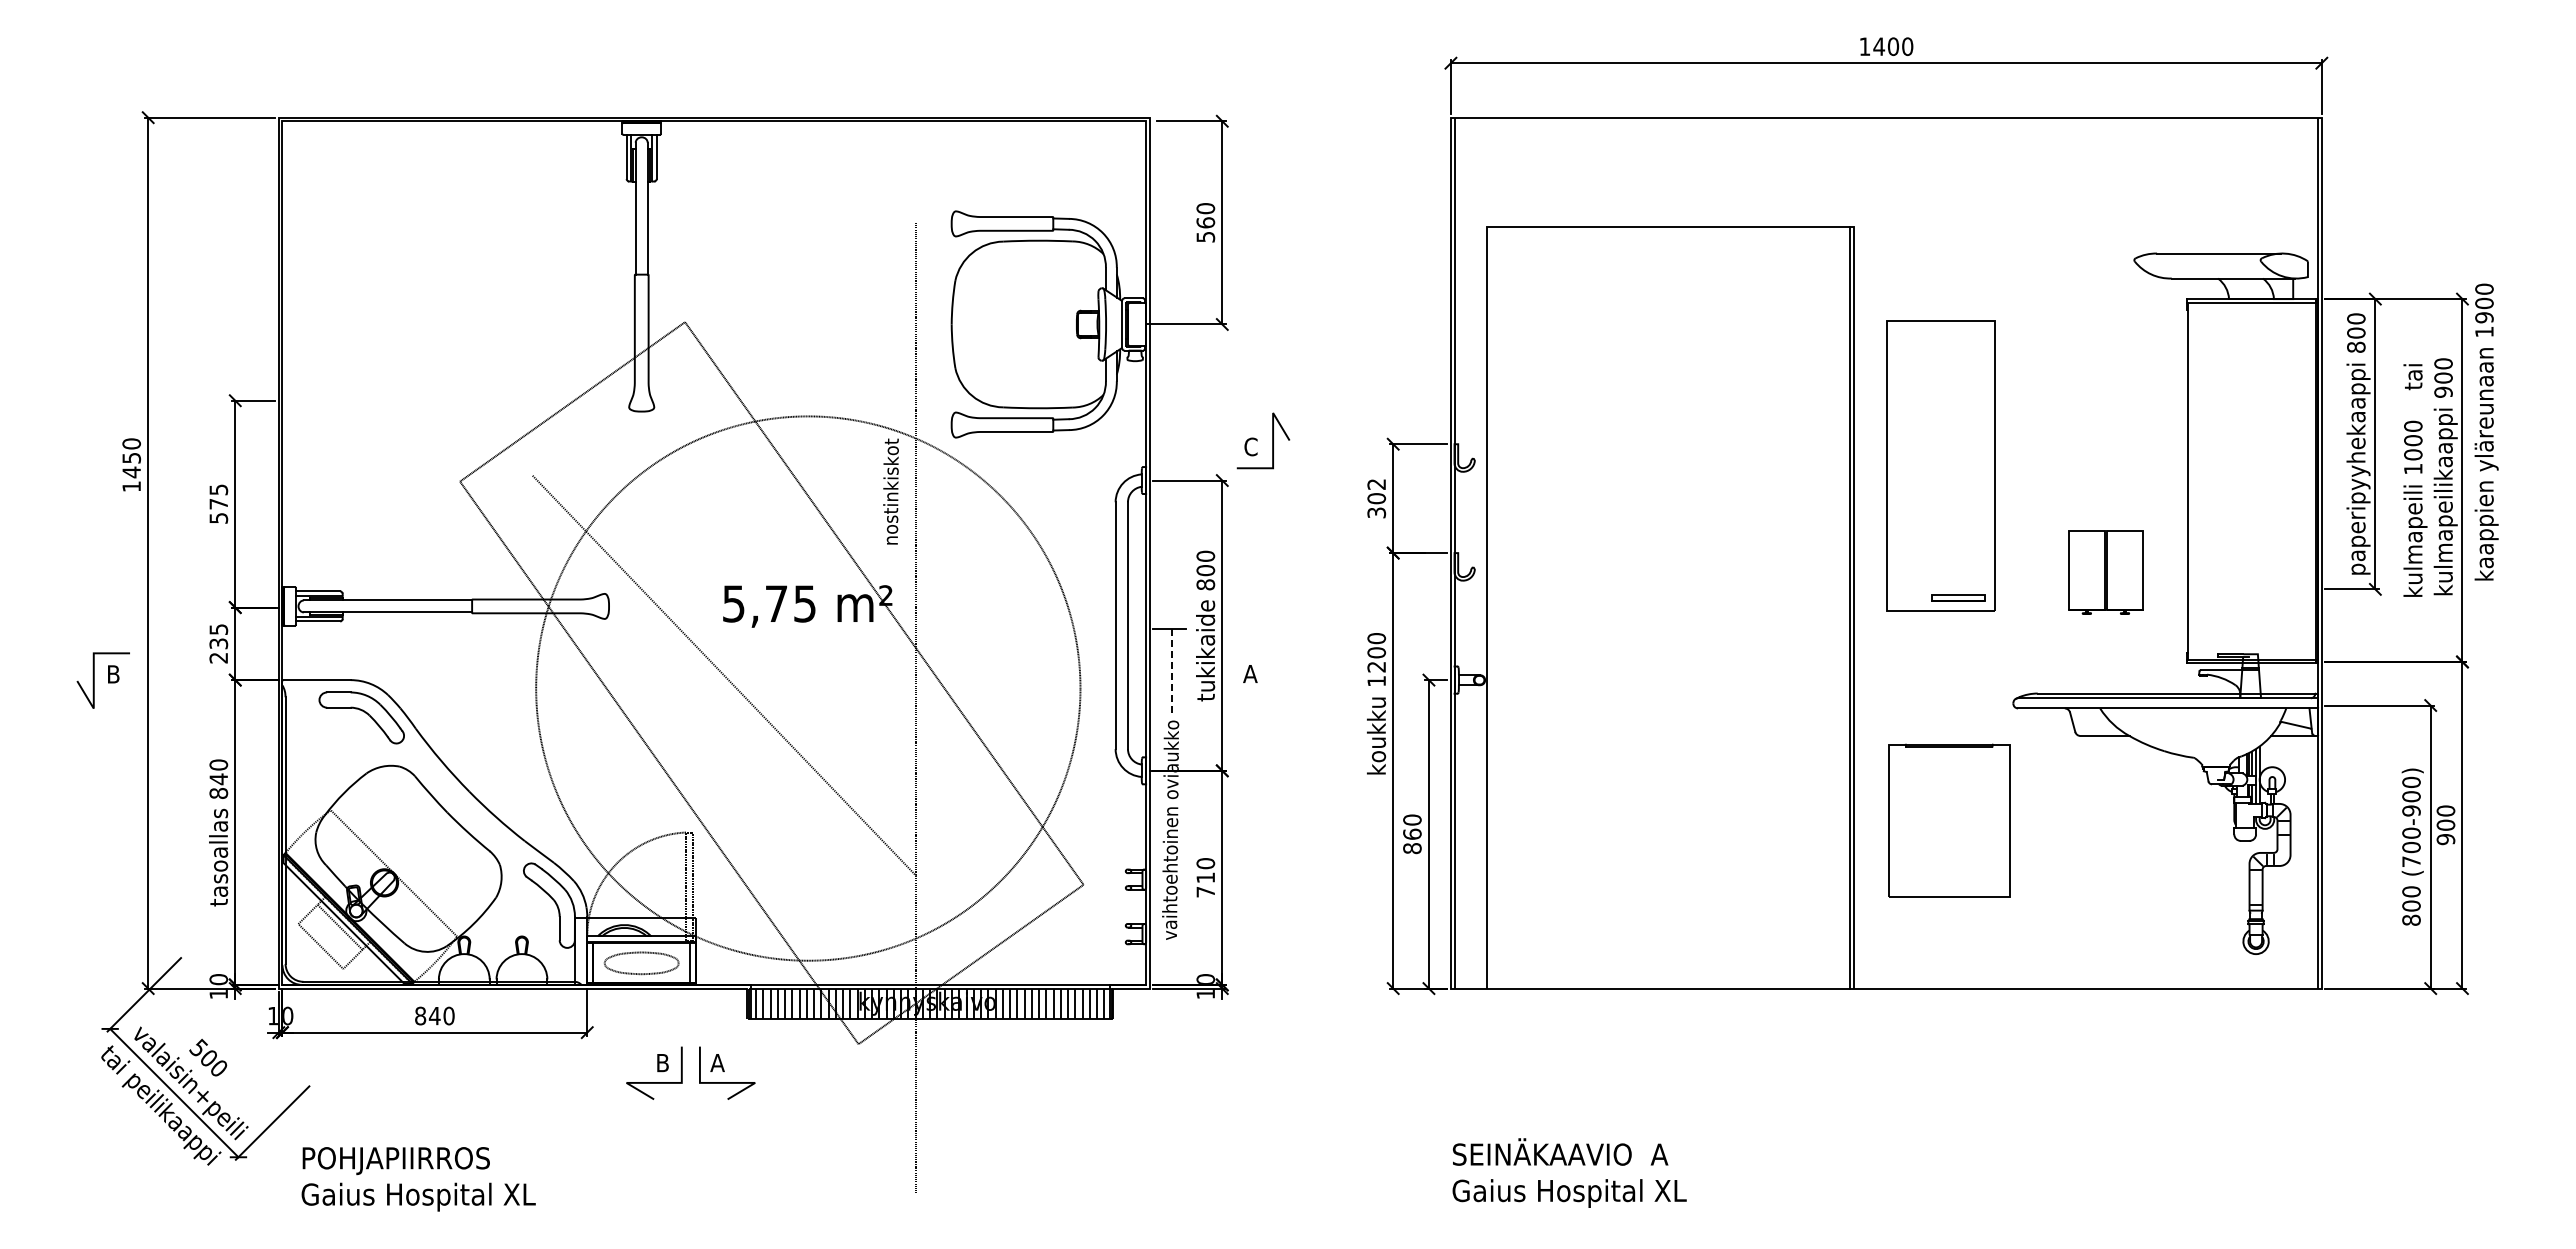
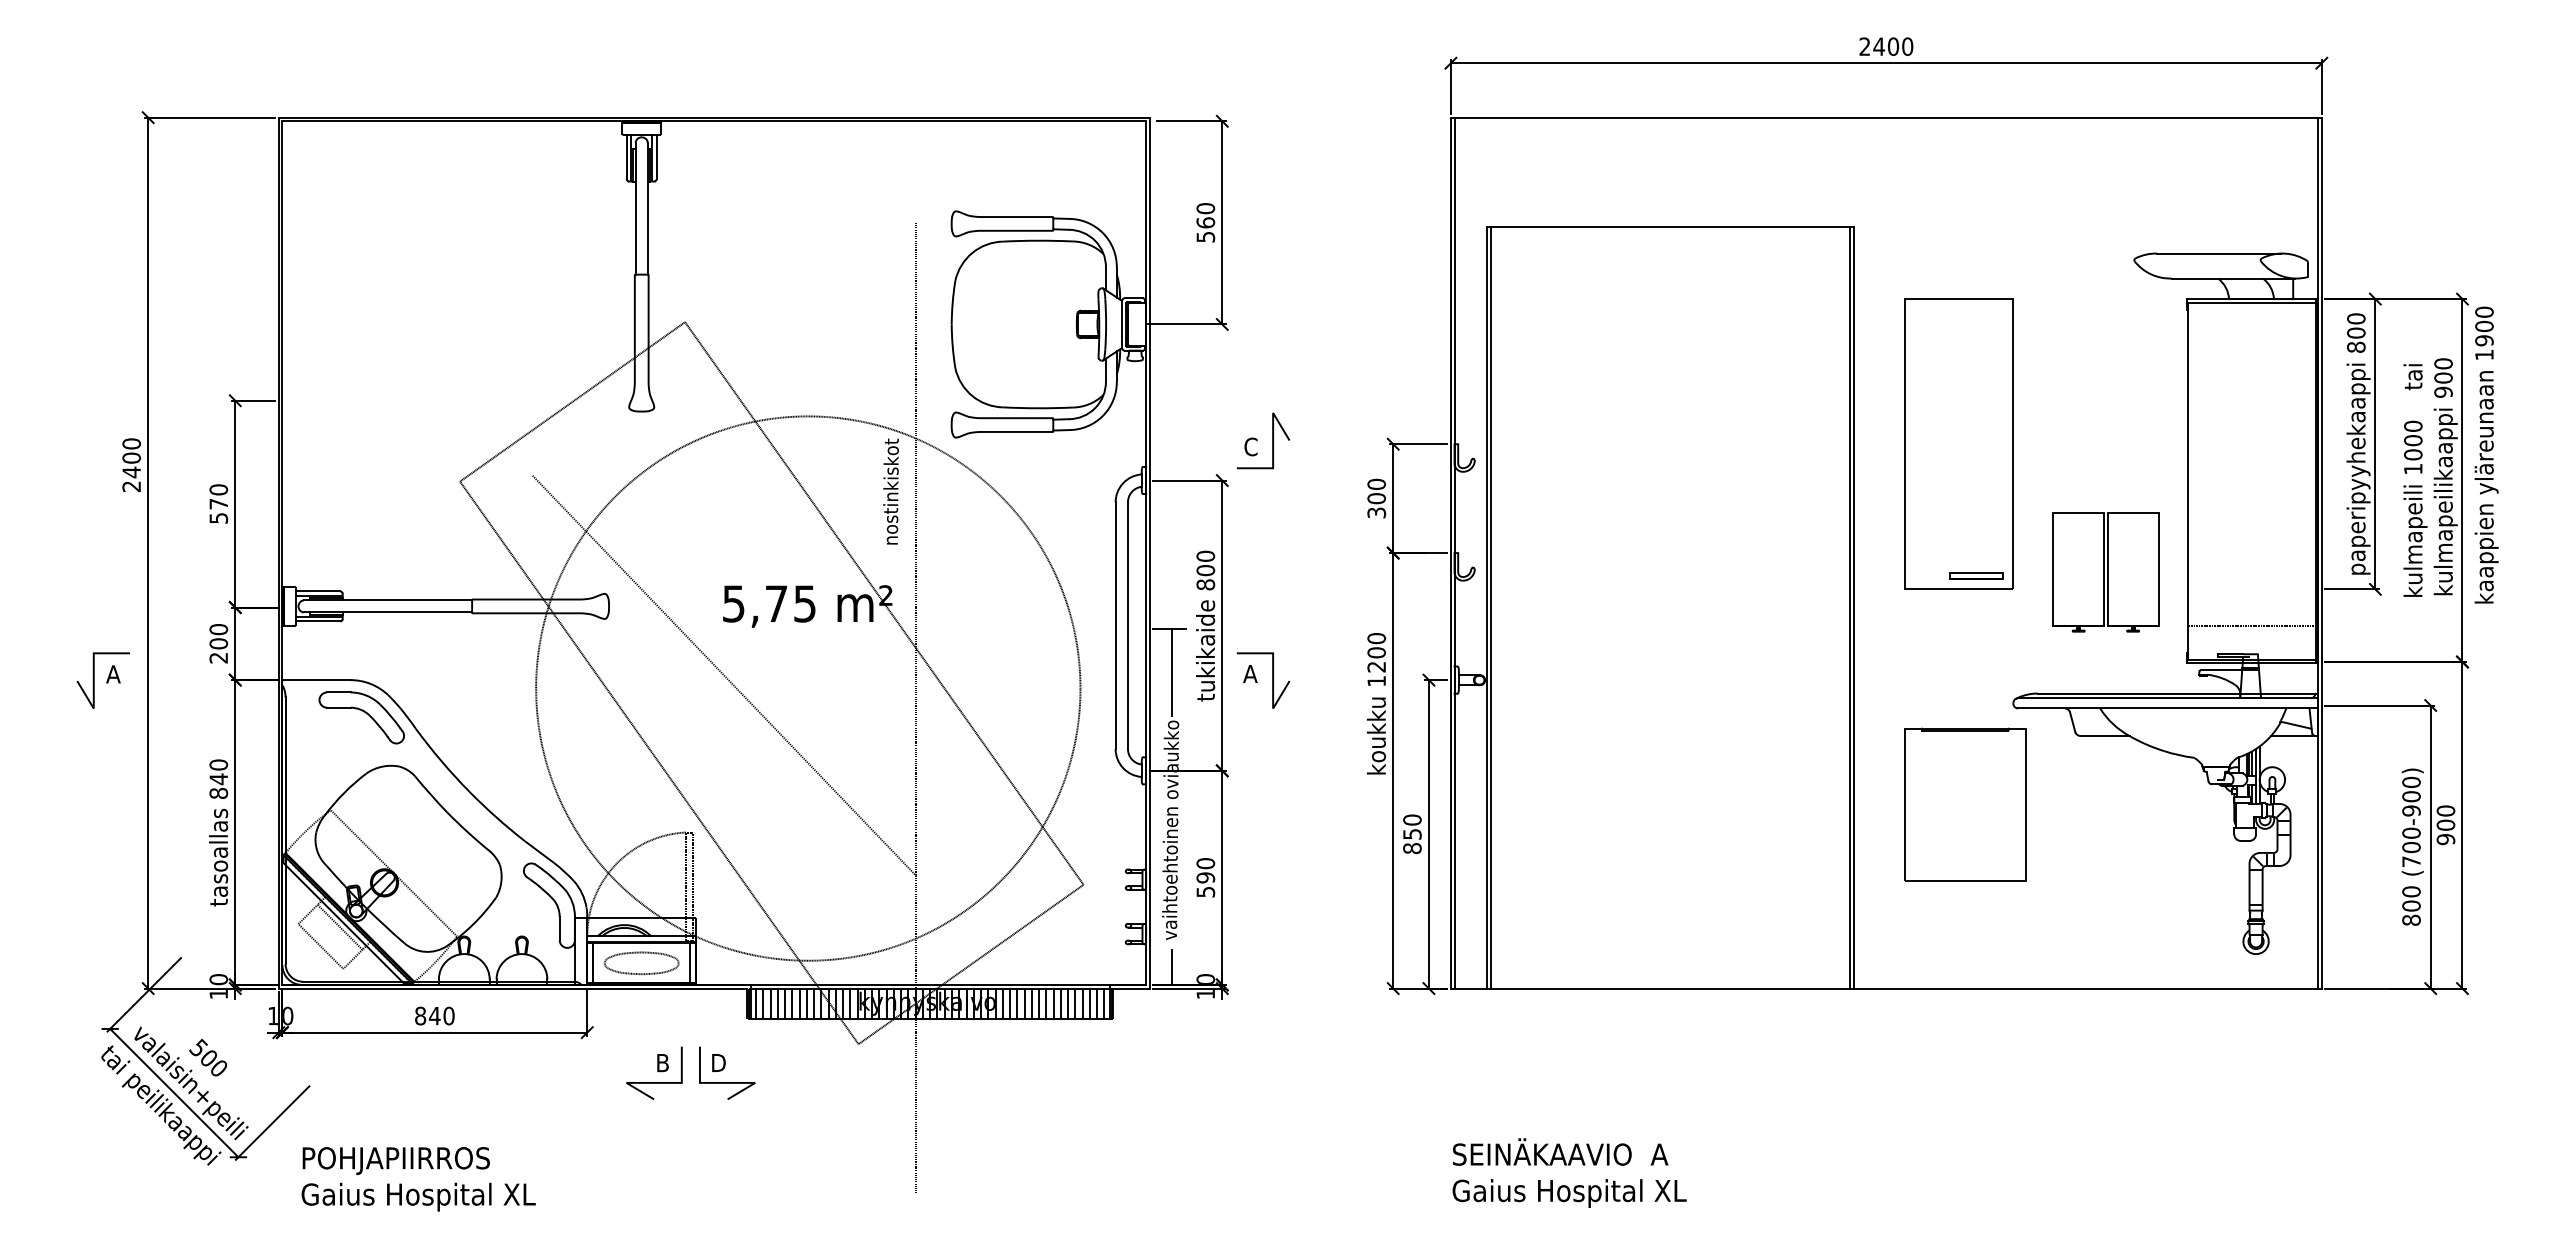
text: 1400 -> 2400 (1864, 46)
text position: (2486, 431) -> (2486, 454) (2486, 454)
part position: (1940, 465) -> (1958, 443) (1958, 443)
text: 1450 -> 2400 (131, 472)
text: 302 -> 300 (1376, 483)
text: 575 -> 570 (218, 489)
part size: 76x85 px -> 108x121 px (2105, 572)
line: none -> present (1490, 607)
line: none -> present (2252, 625)
text: 235 -> 200 (218, 636)
line: dashed -> solid (1171, 673)
text: B -> A (113, 674)
line: none -> present (1272, 680)
part position: (1949, 820) -> (1965, 804) (1965, 804)
text: 860 -> 850 (1412, 833)
text: 710 -> 590 (1205, 884)
line: none -> present (1171, 966)
text: A -> D (717, 1063)
